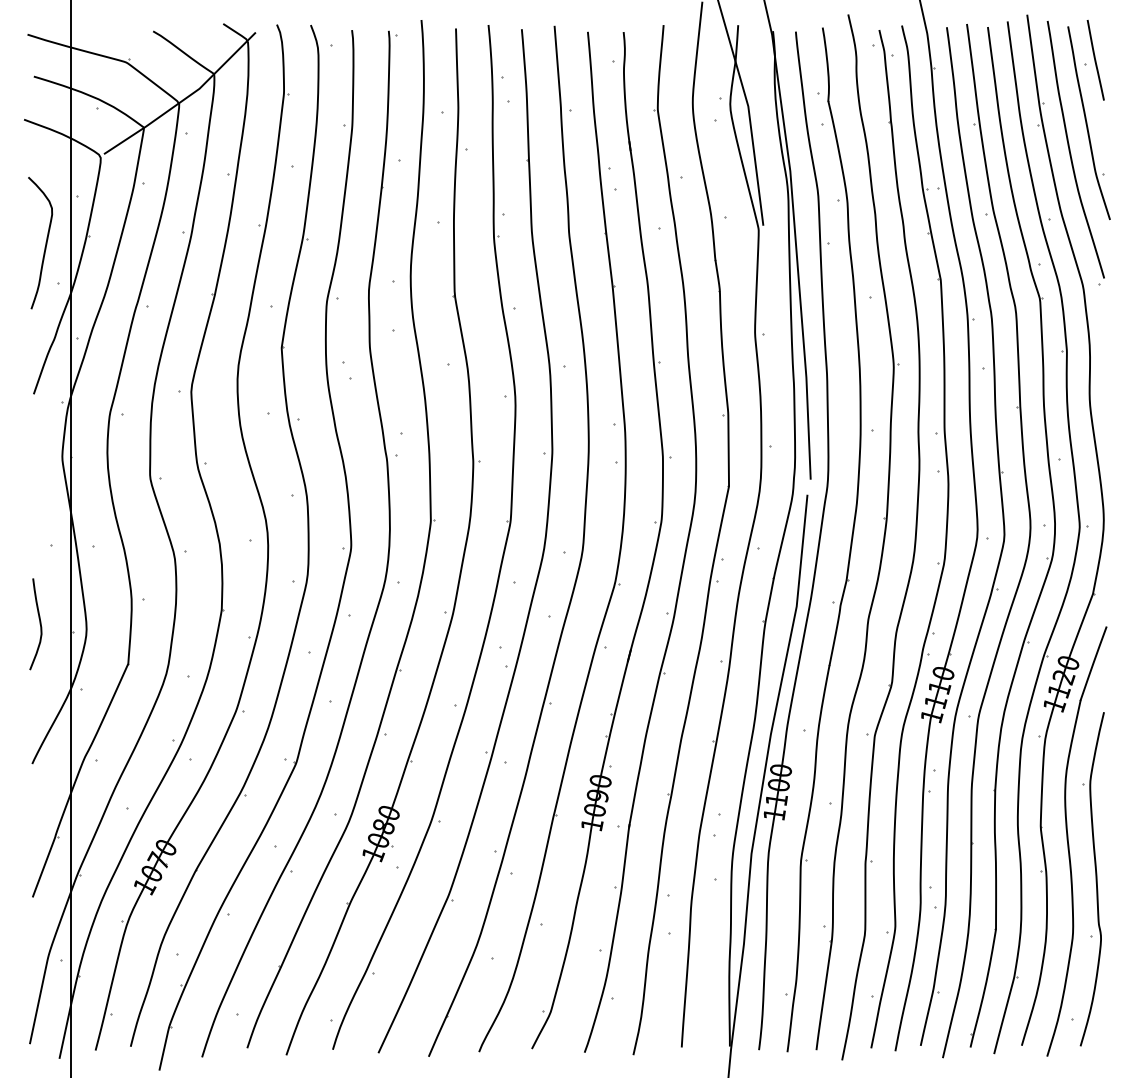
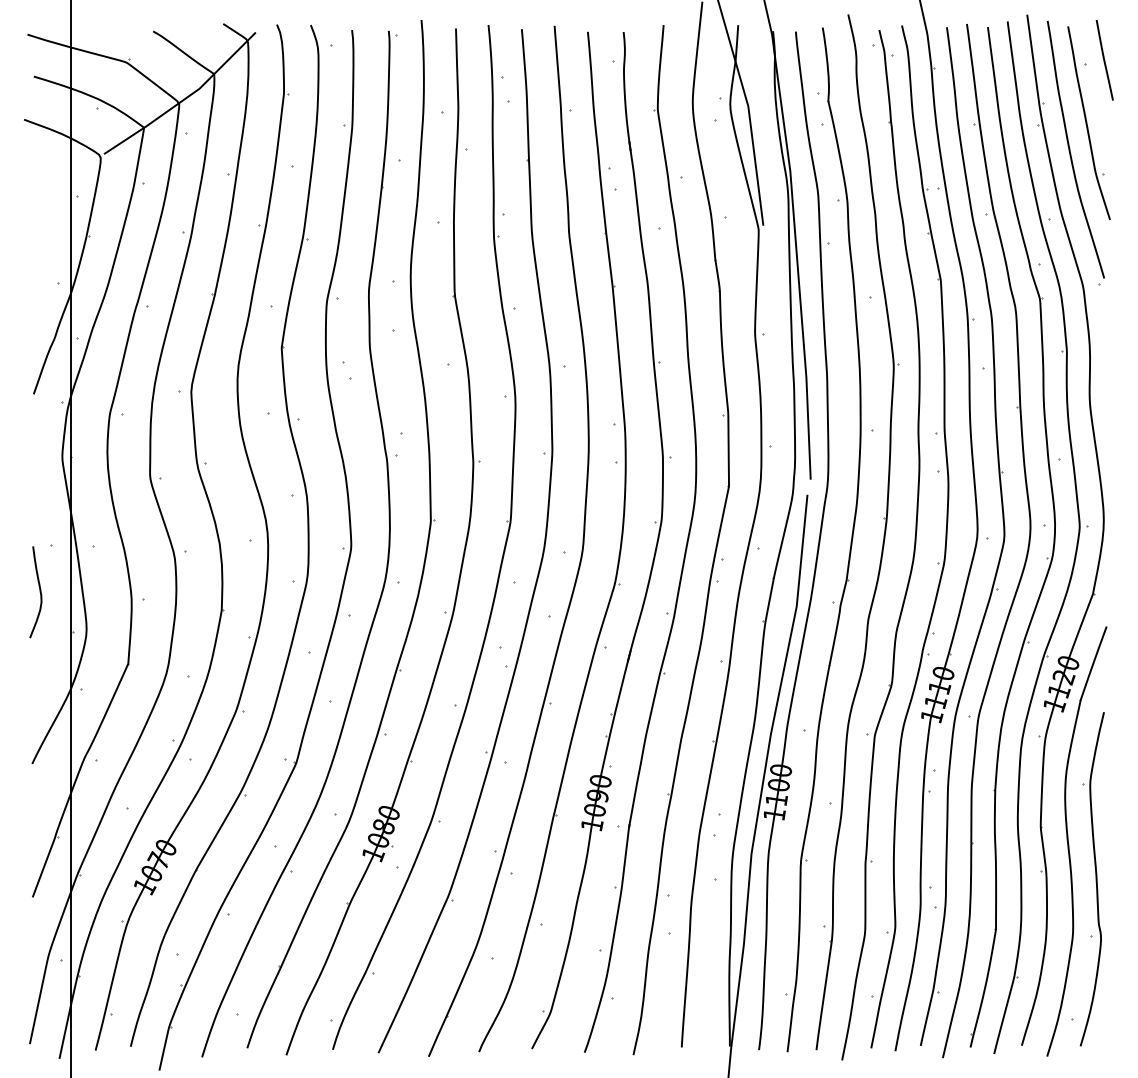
line position: (1095, 60) -> (1104, 60) (1104, 60)
curve: present -> none (45, 243)
curve position: (39, 624) -> (39, 592) (39, 592)
